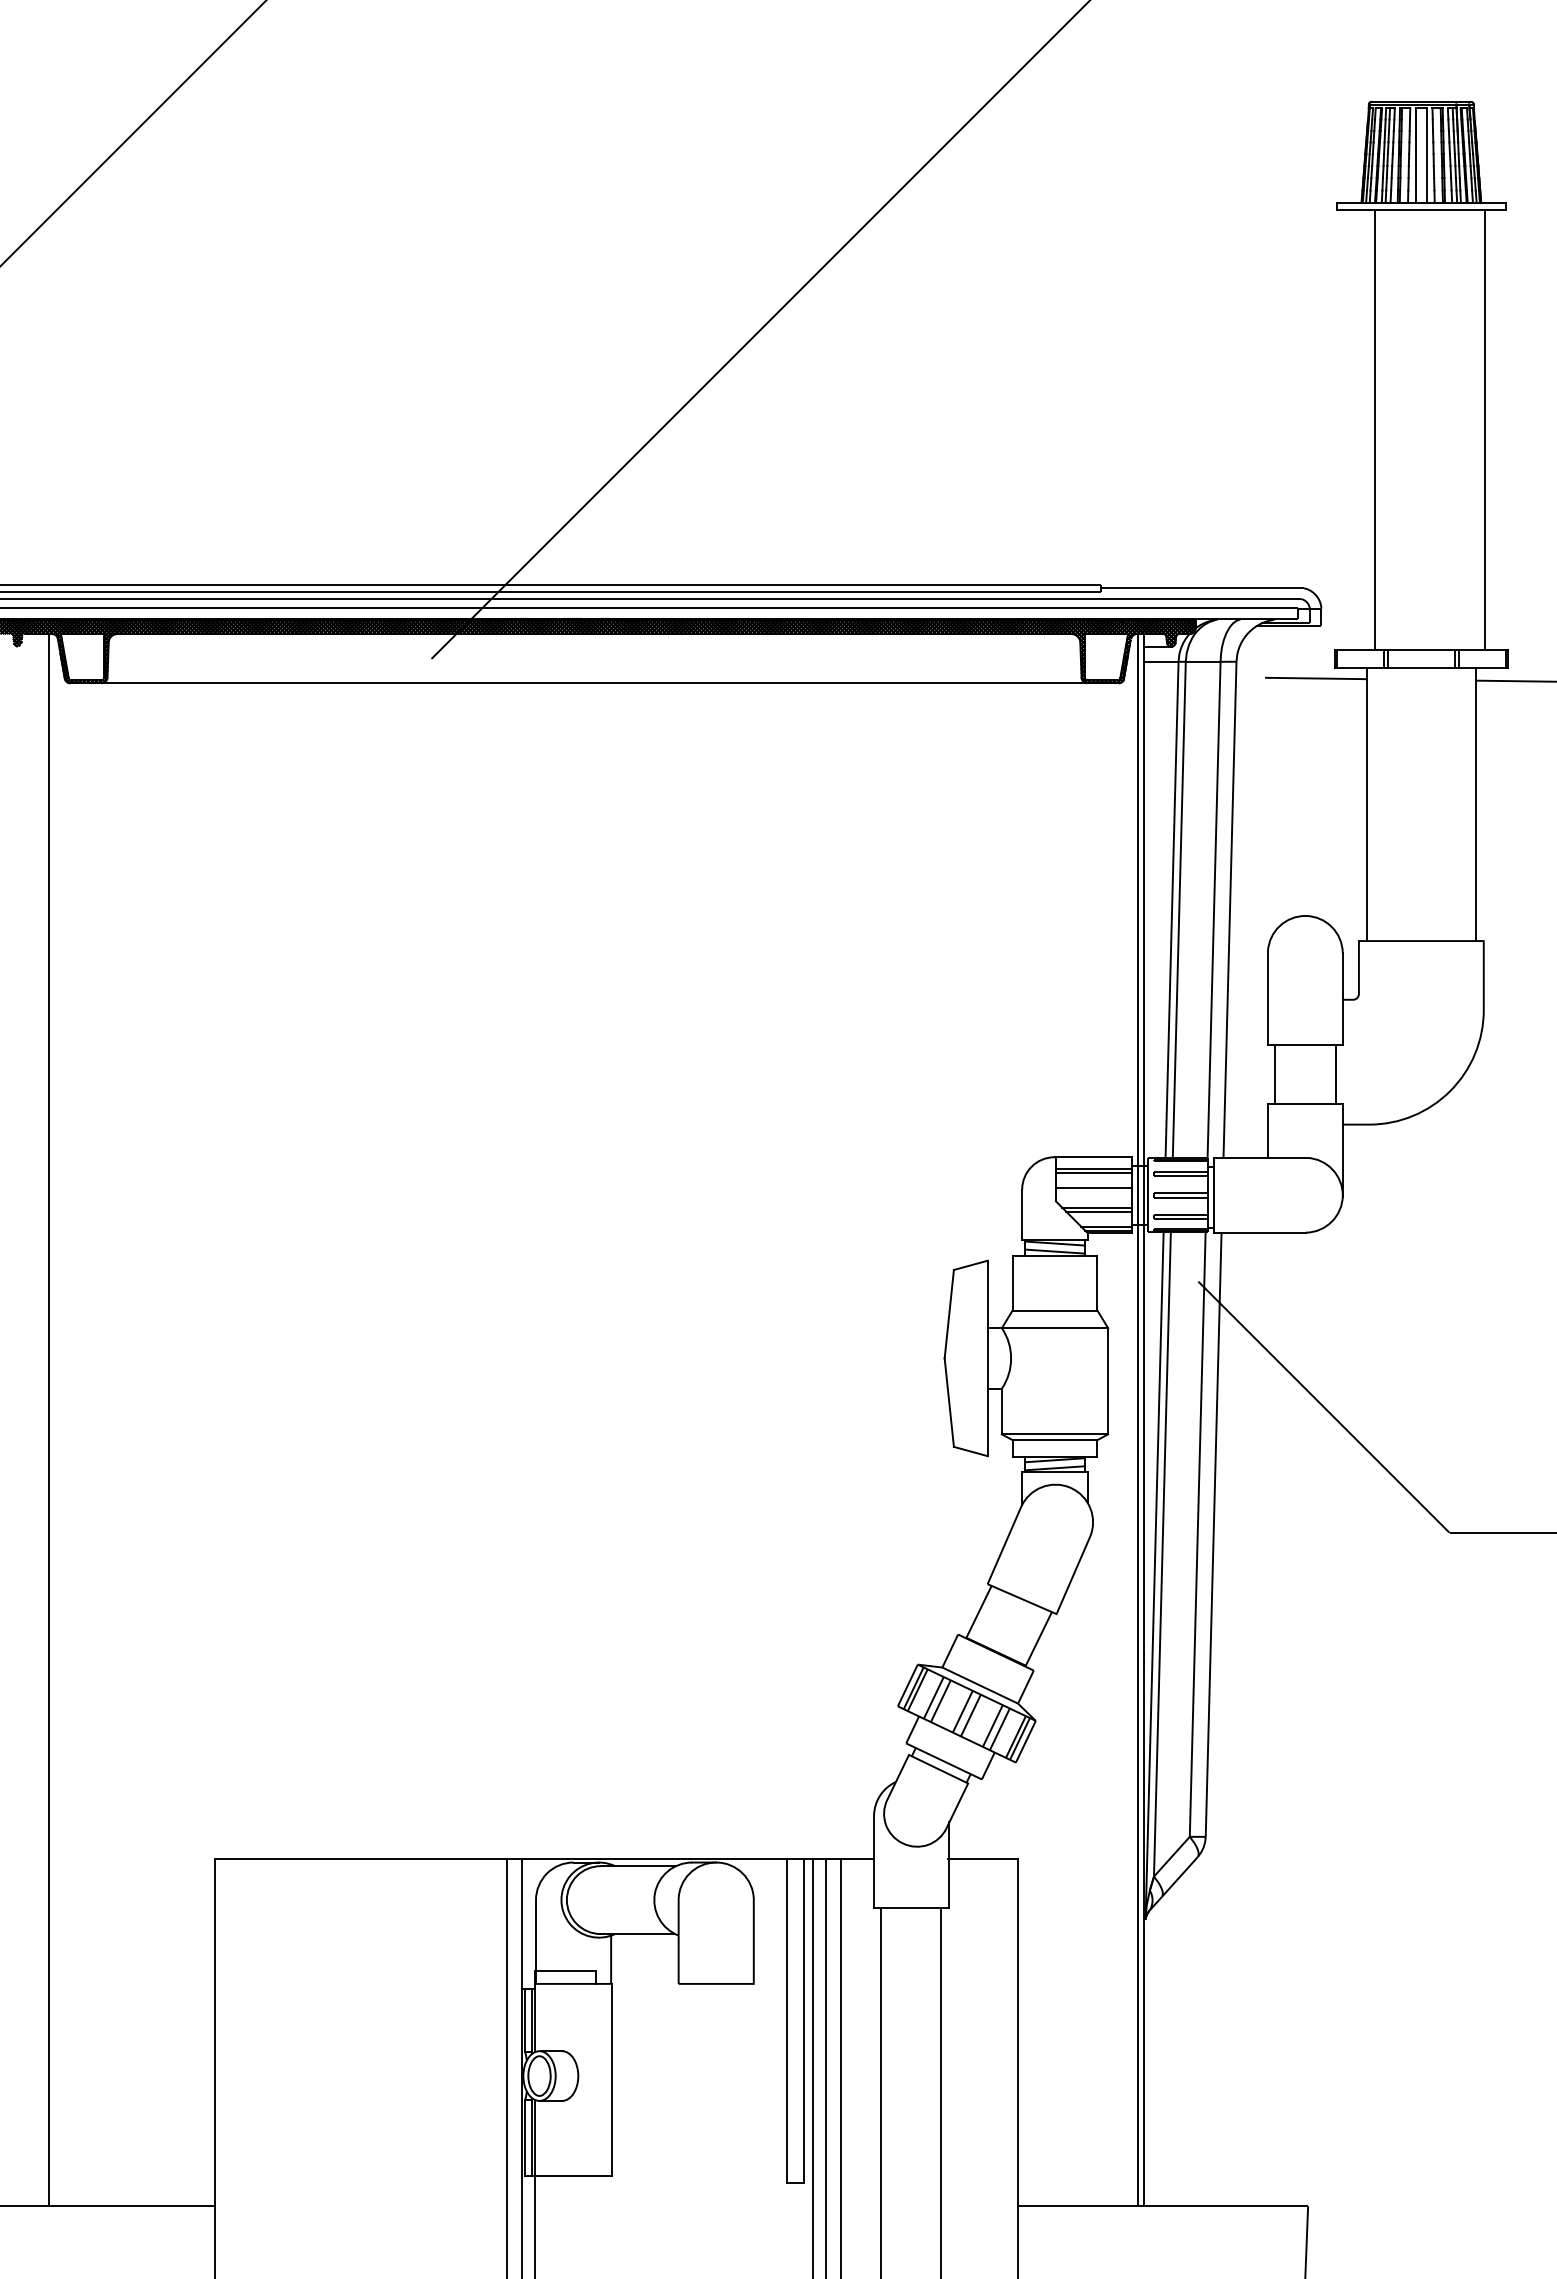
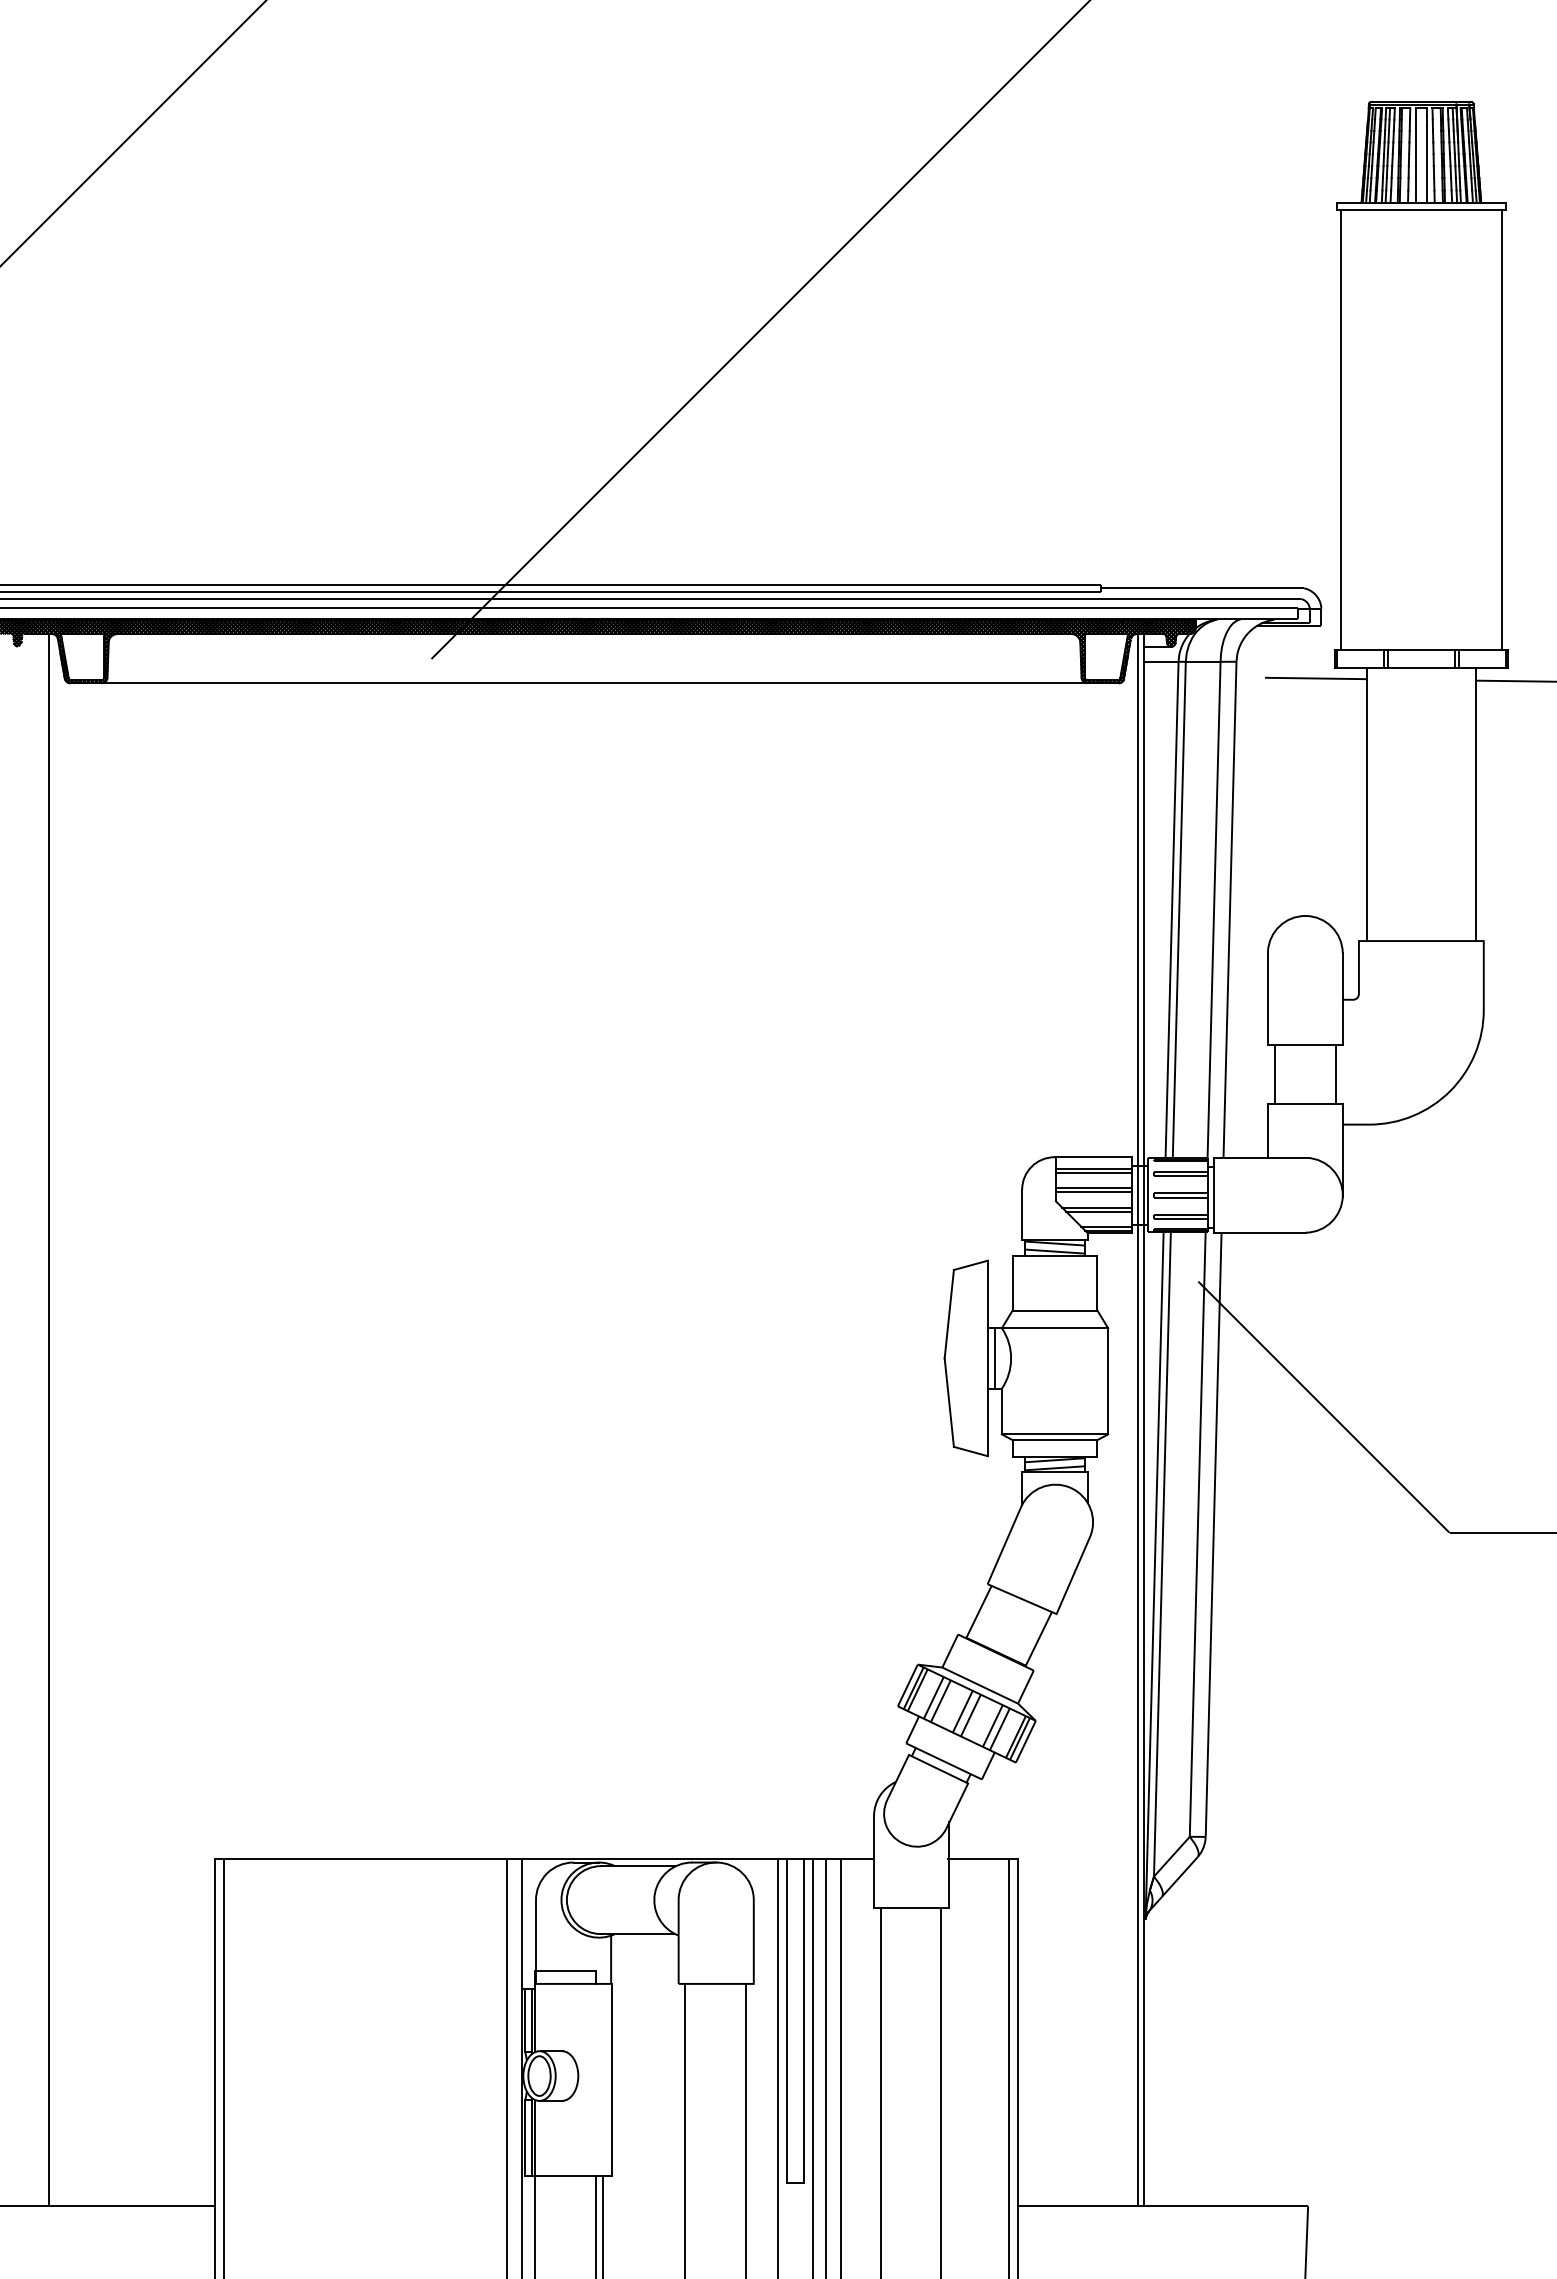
line position: (1374, 429) -> (1340, 429) (1340, 429)
line position: (1485, 429) -> (1502, 429) (1502, 429)
line: none -> present (1093, 1192)
line: none -> present (995, 1358)
line: none -> present (224, 2067)
line: none -> present (777, 2067)
line: none -> present (1009, 2067)
line: none -> present (684, 2129)
line: none -> present (745, 2129)
line: none -> present (596, 2225)
line: none -> present (603, 2225)
